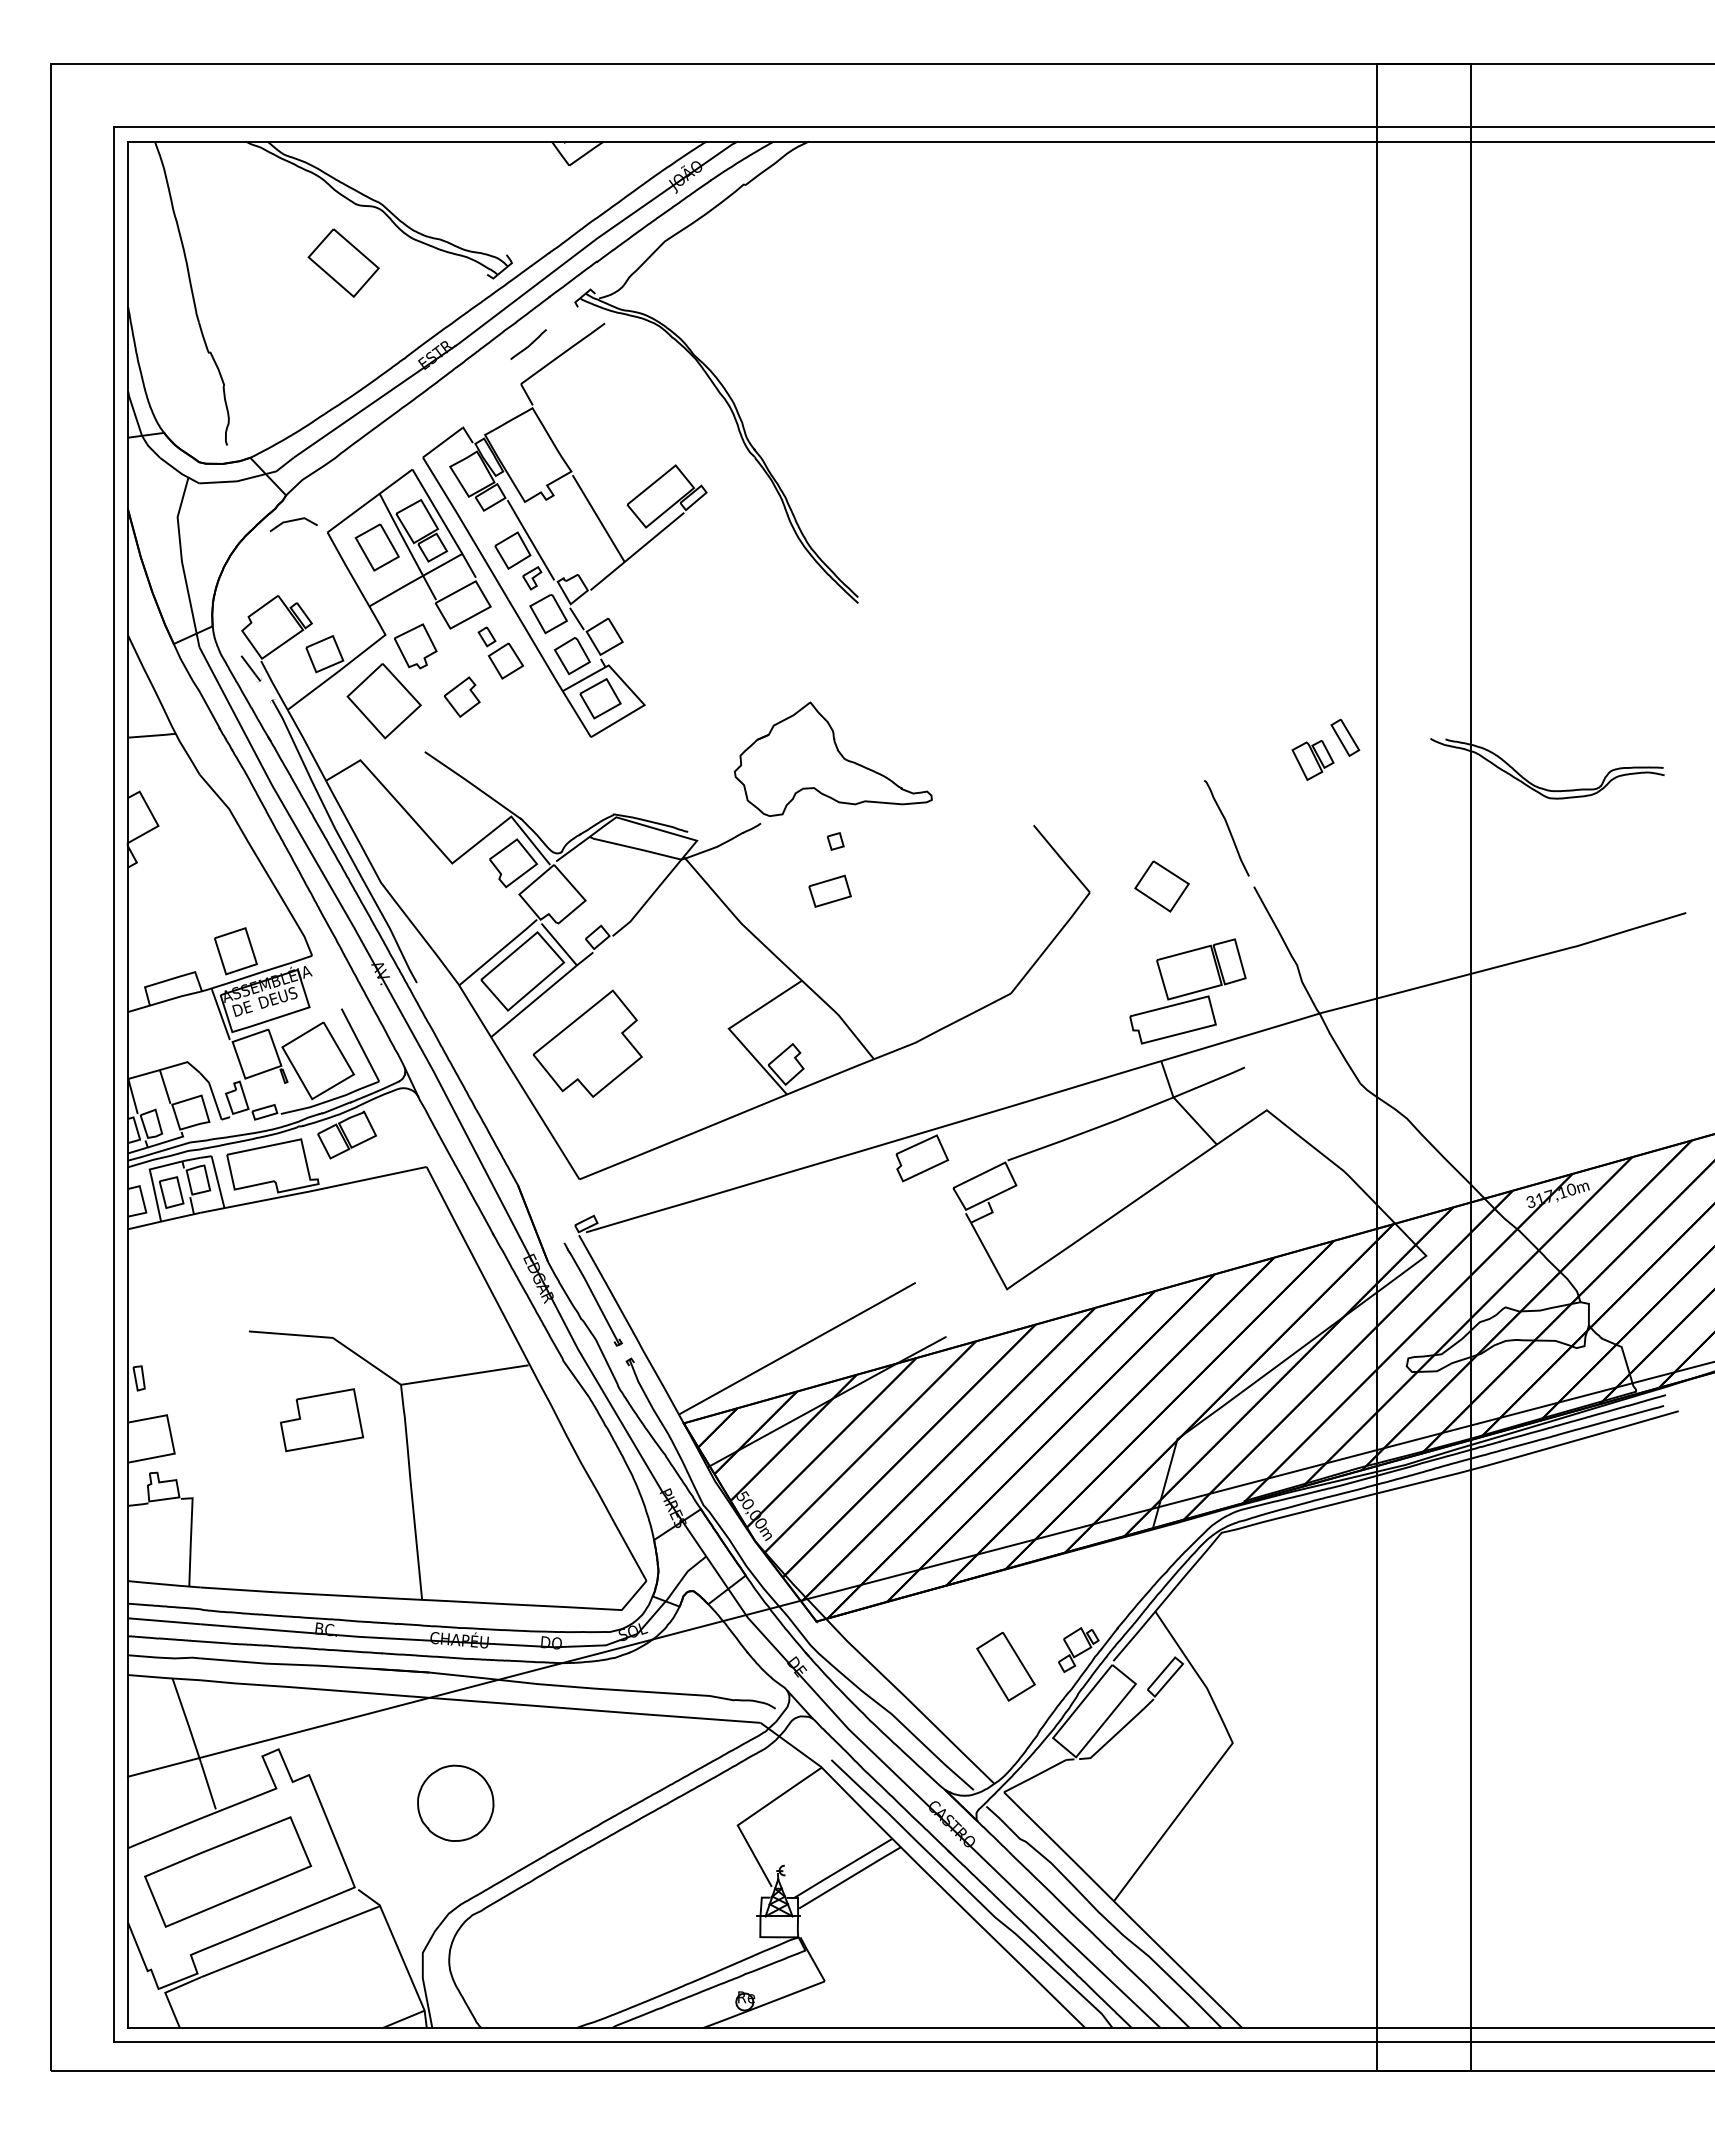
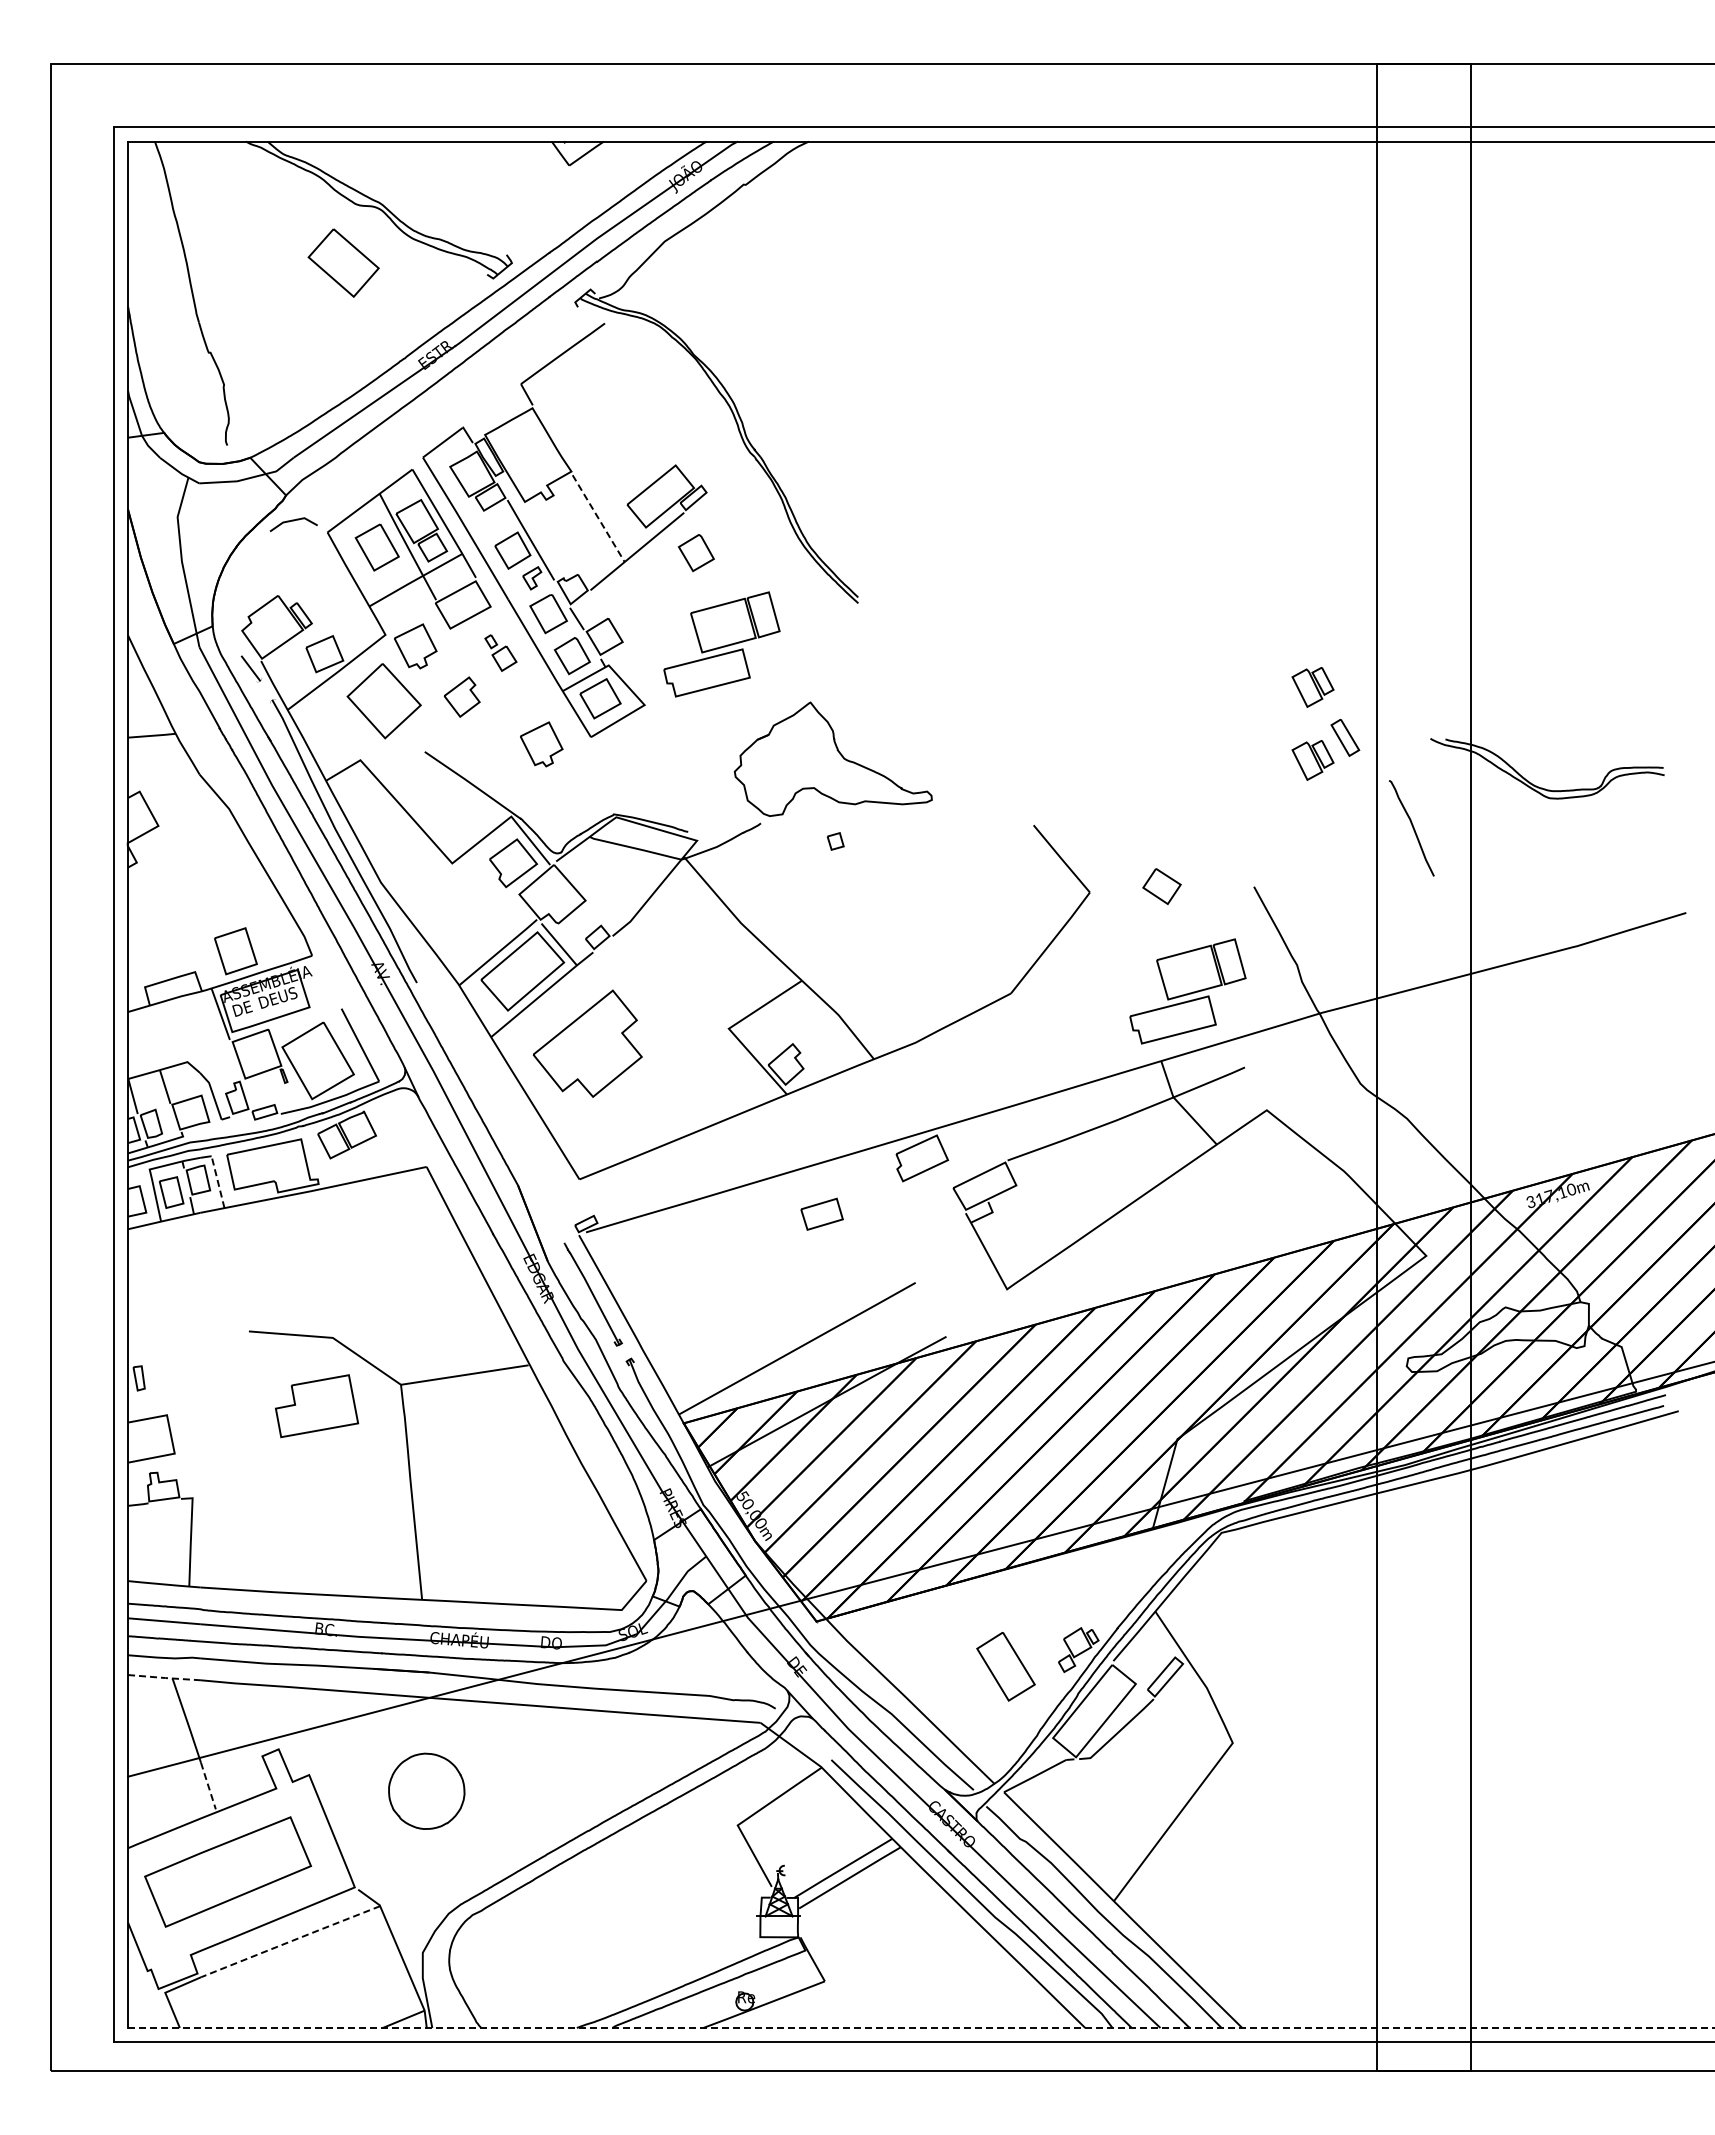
curve: present -> none (529, 344)
line: solid -> dashed (598, 518)
part: none -> present (695, 553)
part: none -> present (721, 644)
part size: 48x54 px -> 34x38 px (500, 652)
part: none -> present (1312, 687)
part: none -> present (541, 744)
curve position: (1227, 828) -> (1412, 828) (1412, 828)
part size: 56x53 px -> 40x37 px (1161, 886)
part position: (829, 890) -> (821, 1213) (821, 1213)
line: solid -> dashed (218, 1182)
part position: (322, 1420) -> (317, 1406) (317, 1406)
line: solid -> dashed (164, 1677)
line: solid -> dashed (208, 1786)
part position: (455, 1802) -> (426, 1790) (426, 1790)
line: solid -> dashed (290, 1941)
line: solid -> dashed (921, 2027)
